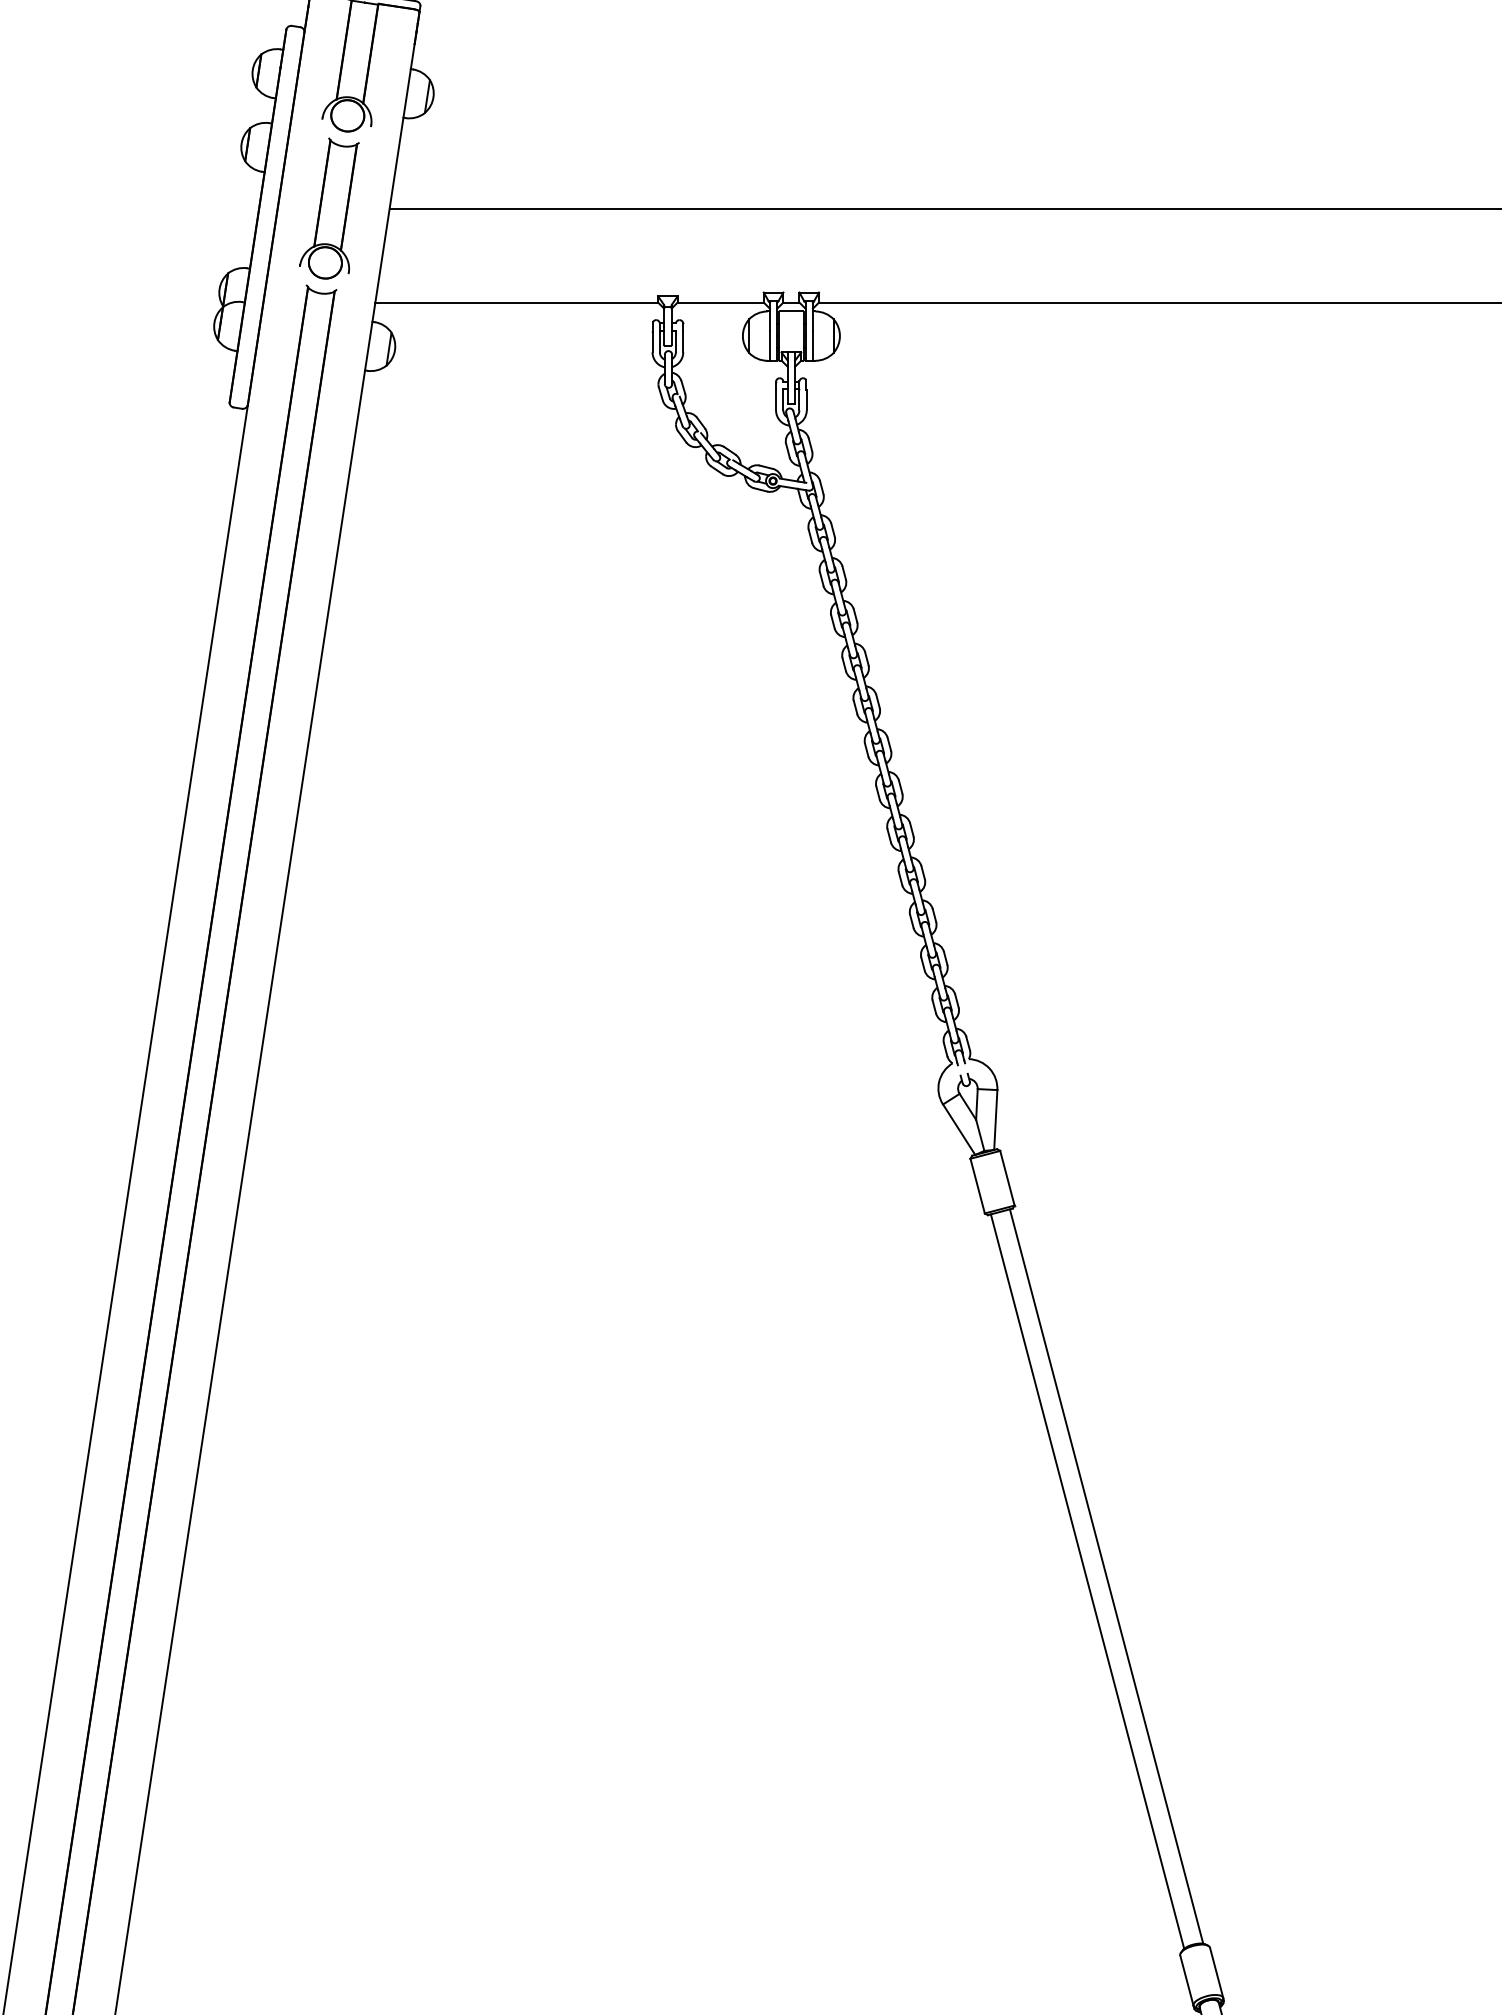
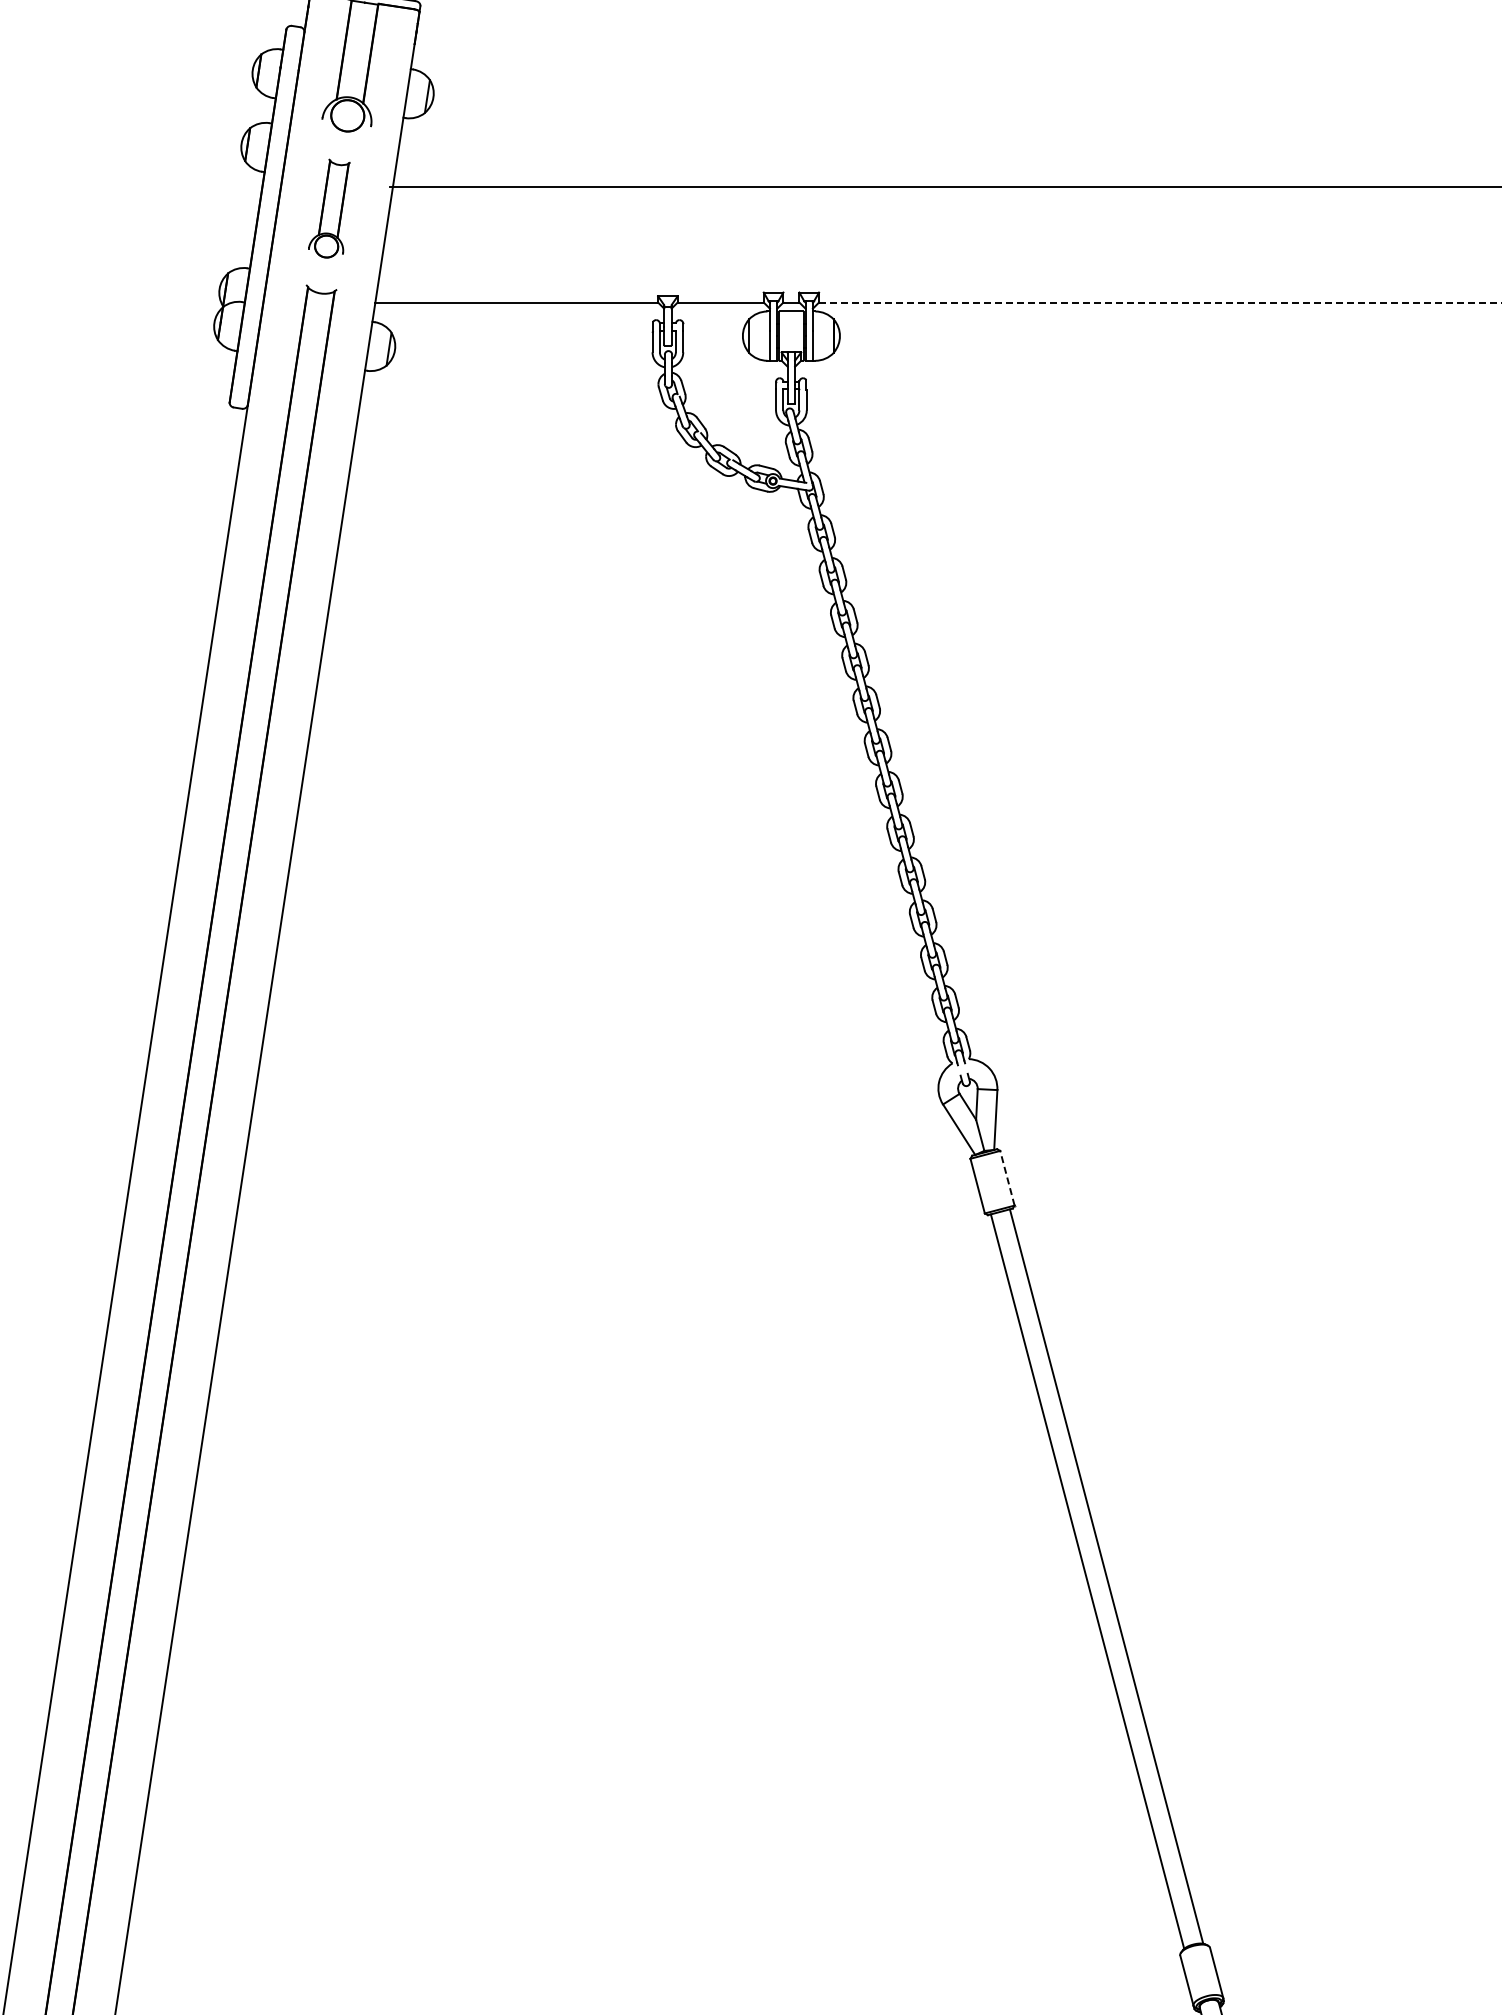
part size: 61x143 px -> 43x101 px (329, 208)
line position: (943, 209) -> (943, 187) (943, 187)
line: solid -> dashed (1161, 302)
line: solid -> dashed (1007, 1177)
